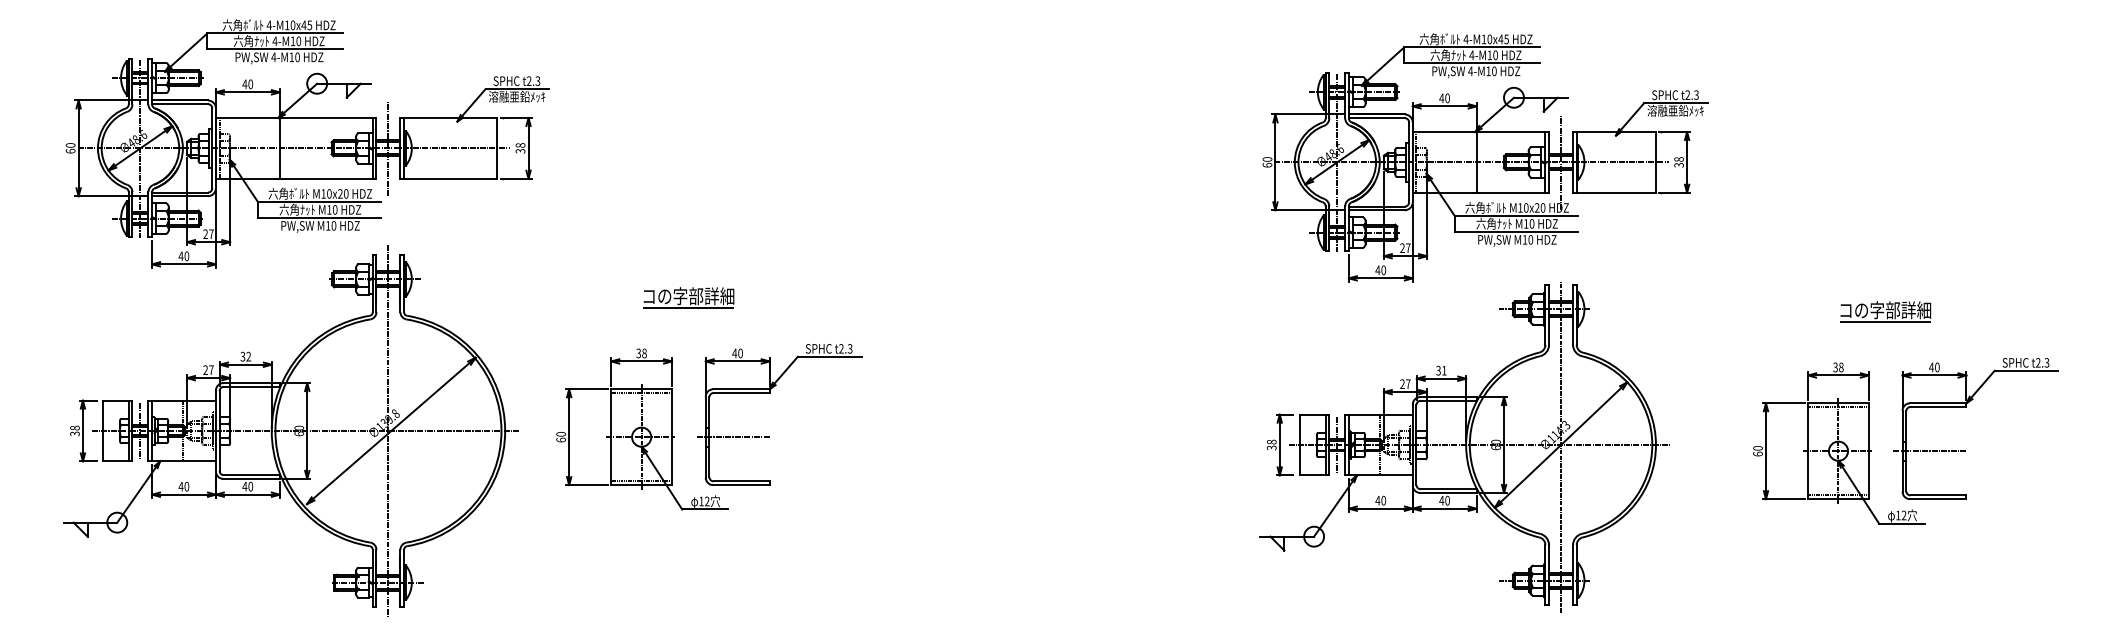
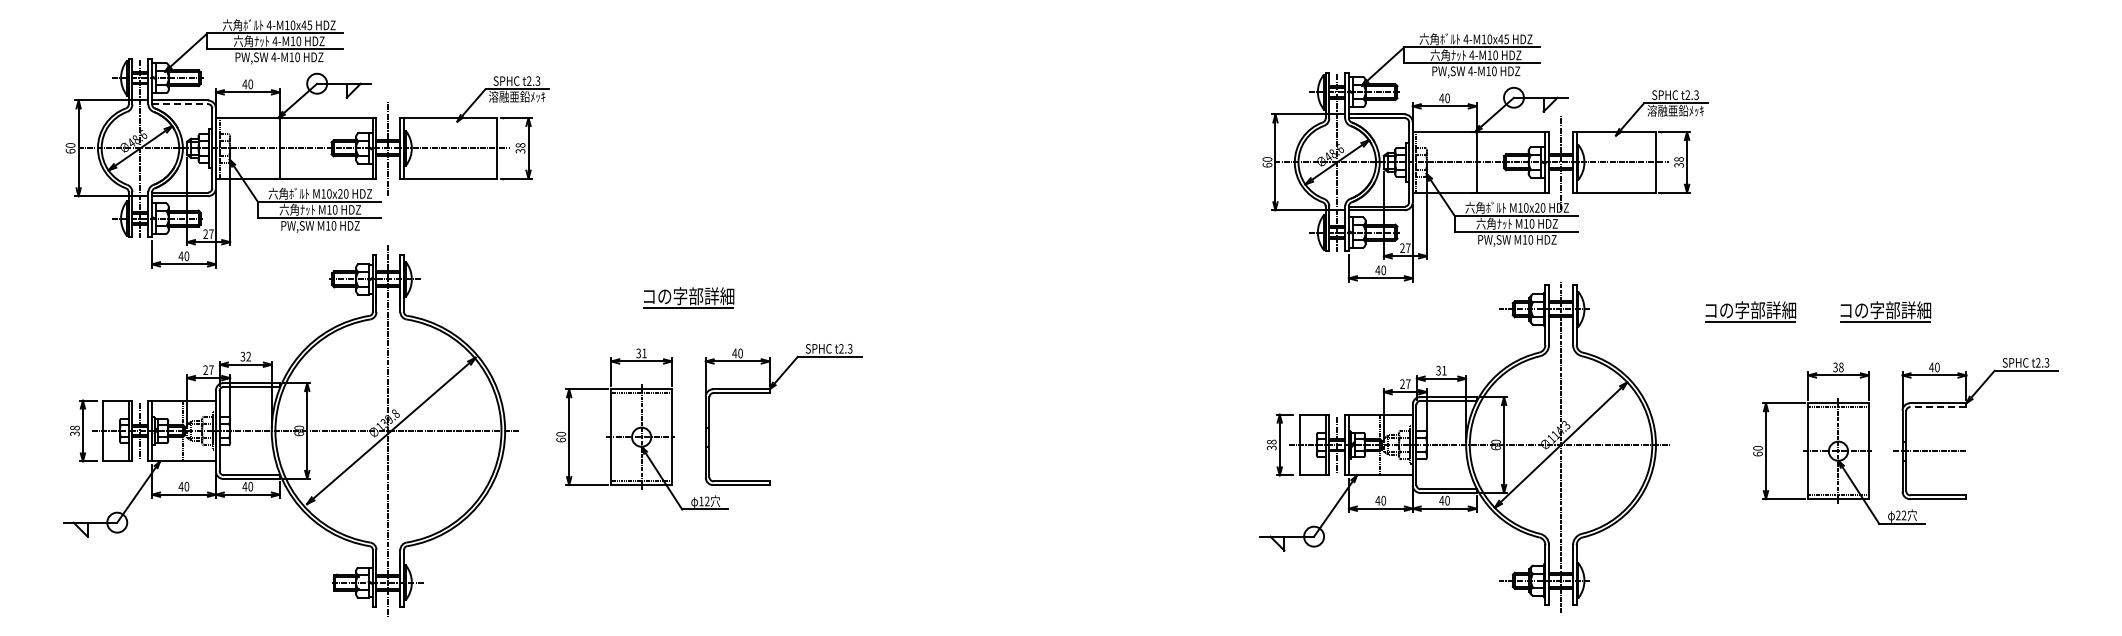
line: solid -> dashed (180, 104)
part: none -> present (1750, 311)
text: 38 -> 31 (644, 353)
line: solid -> dashed (1938, 407)
line: present -> none (732, 437)
text: 12 -> 22 (1898, 515)
